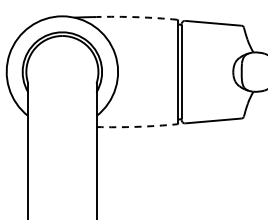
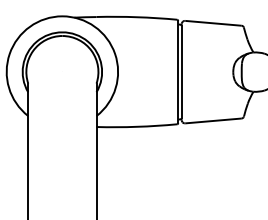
arc: dashed -> solid (136, 17)
arc: dashed -> solid (136, 126)
